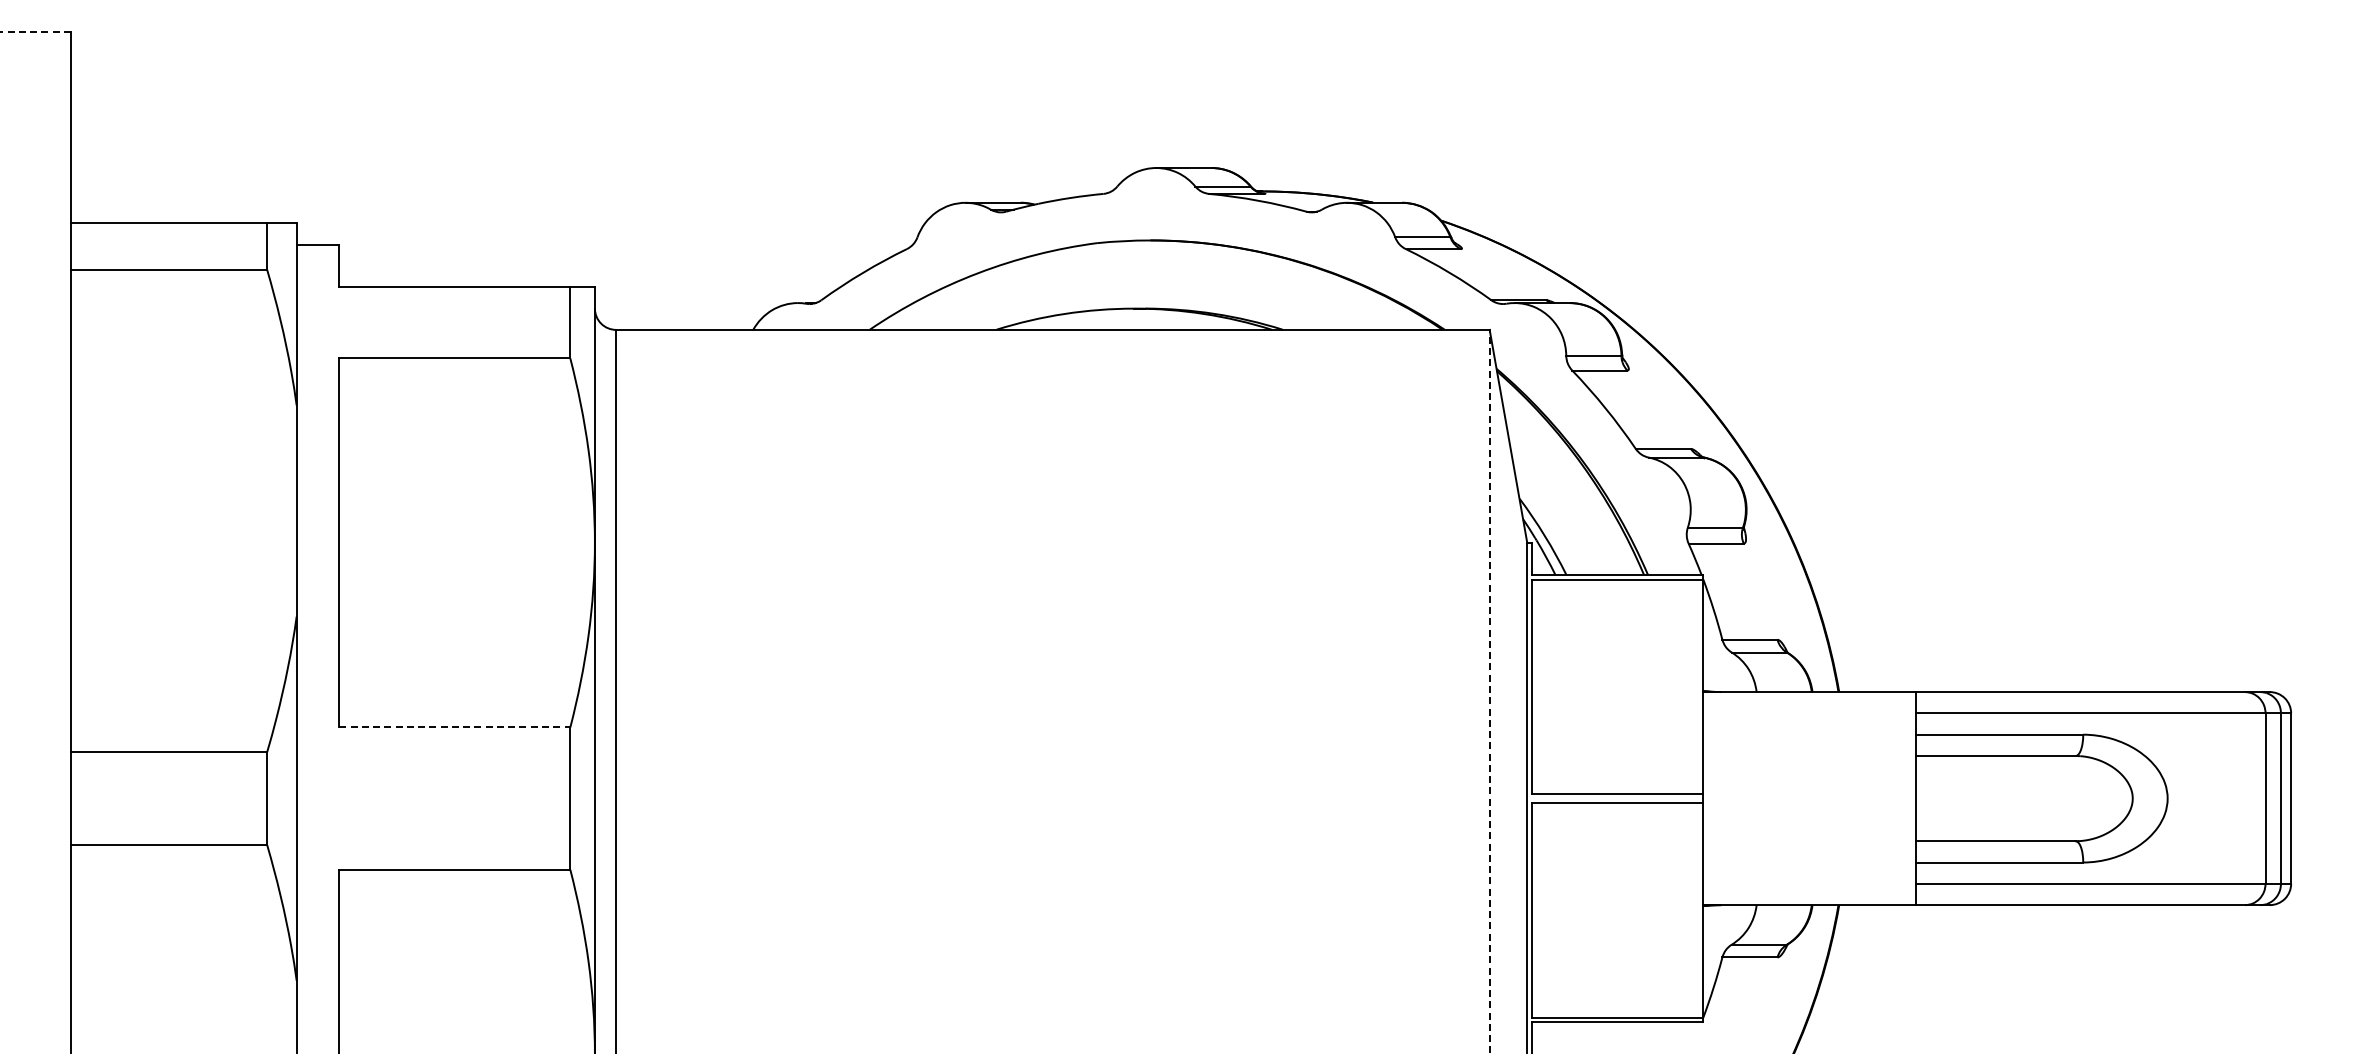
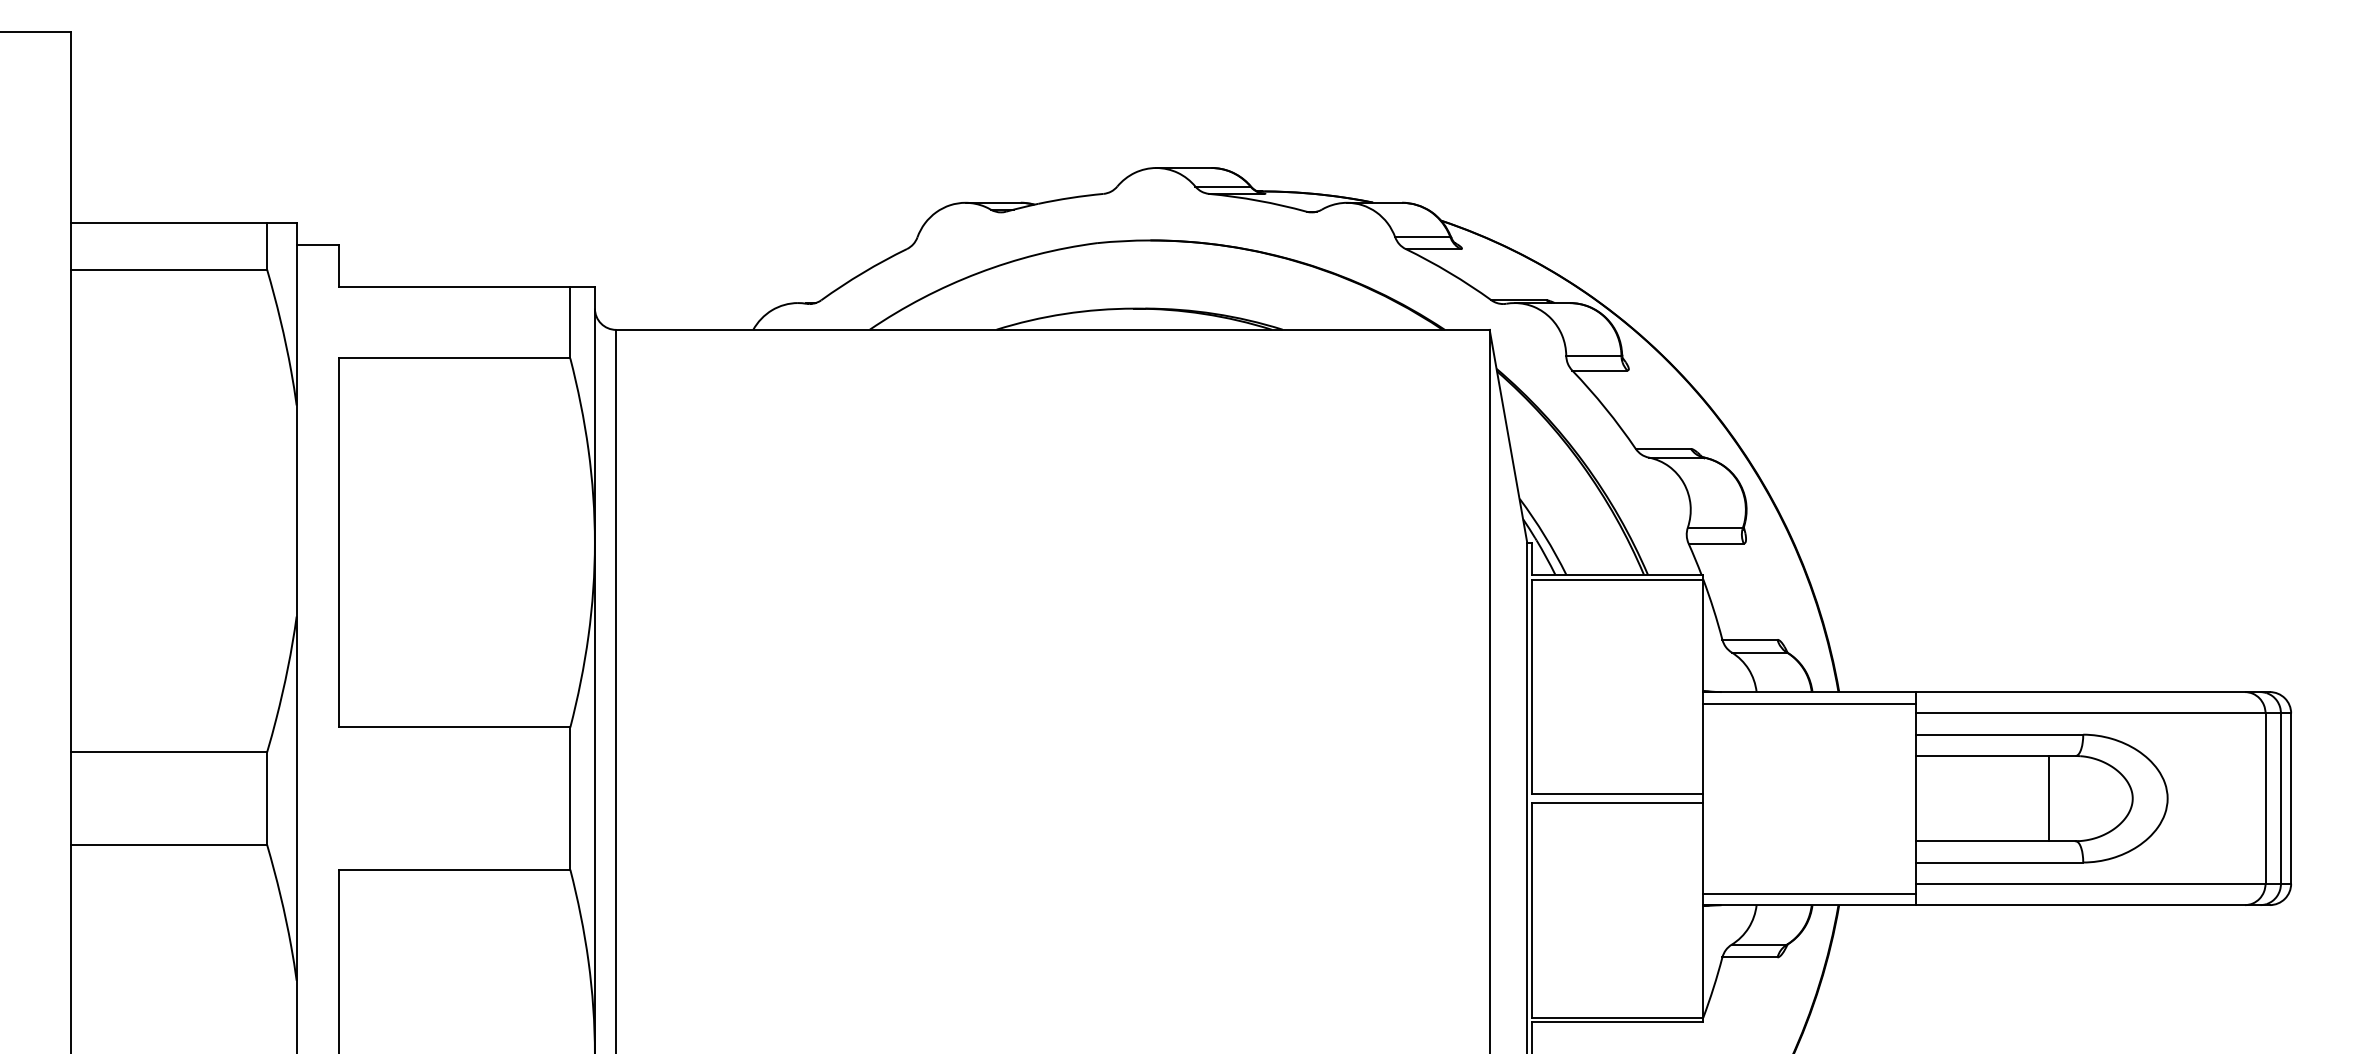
line: dashed -> solid (35, 31)
line: dashed -> solid (1489, 691)
line: none -> present (1808, 703)
line: dashed -> solid (454, 727)
line: none -> present (2048, 798)
line: none -> present (1808, 893)
